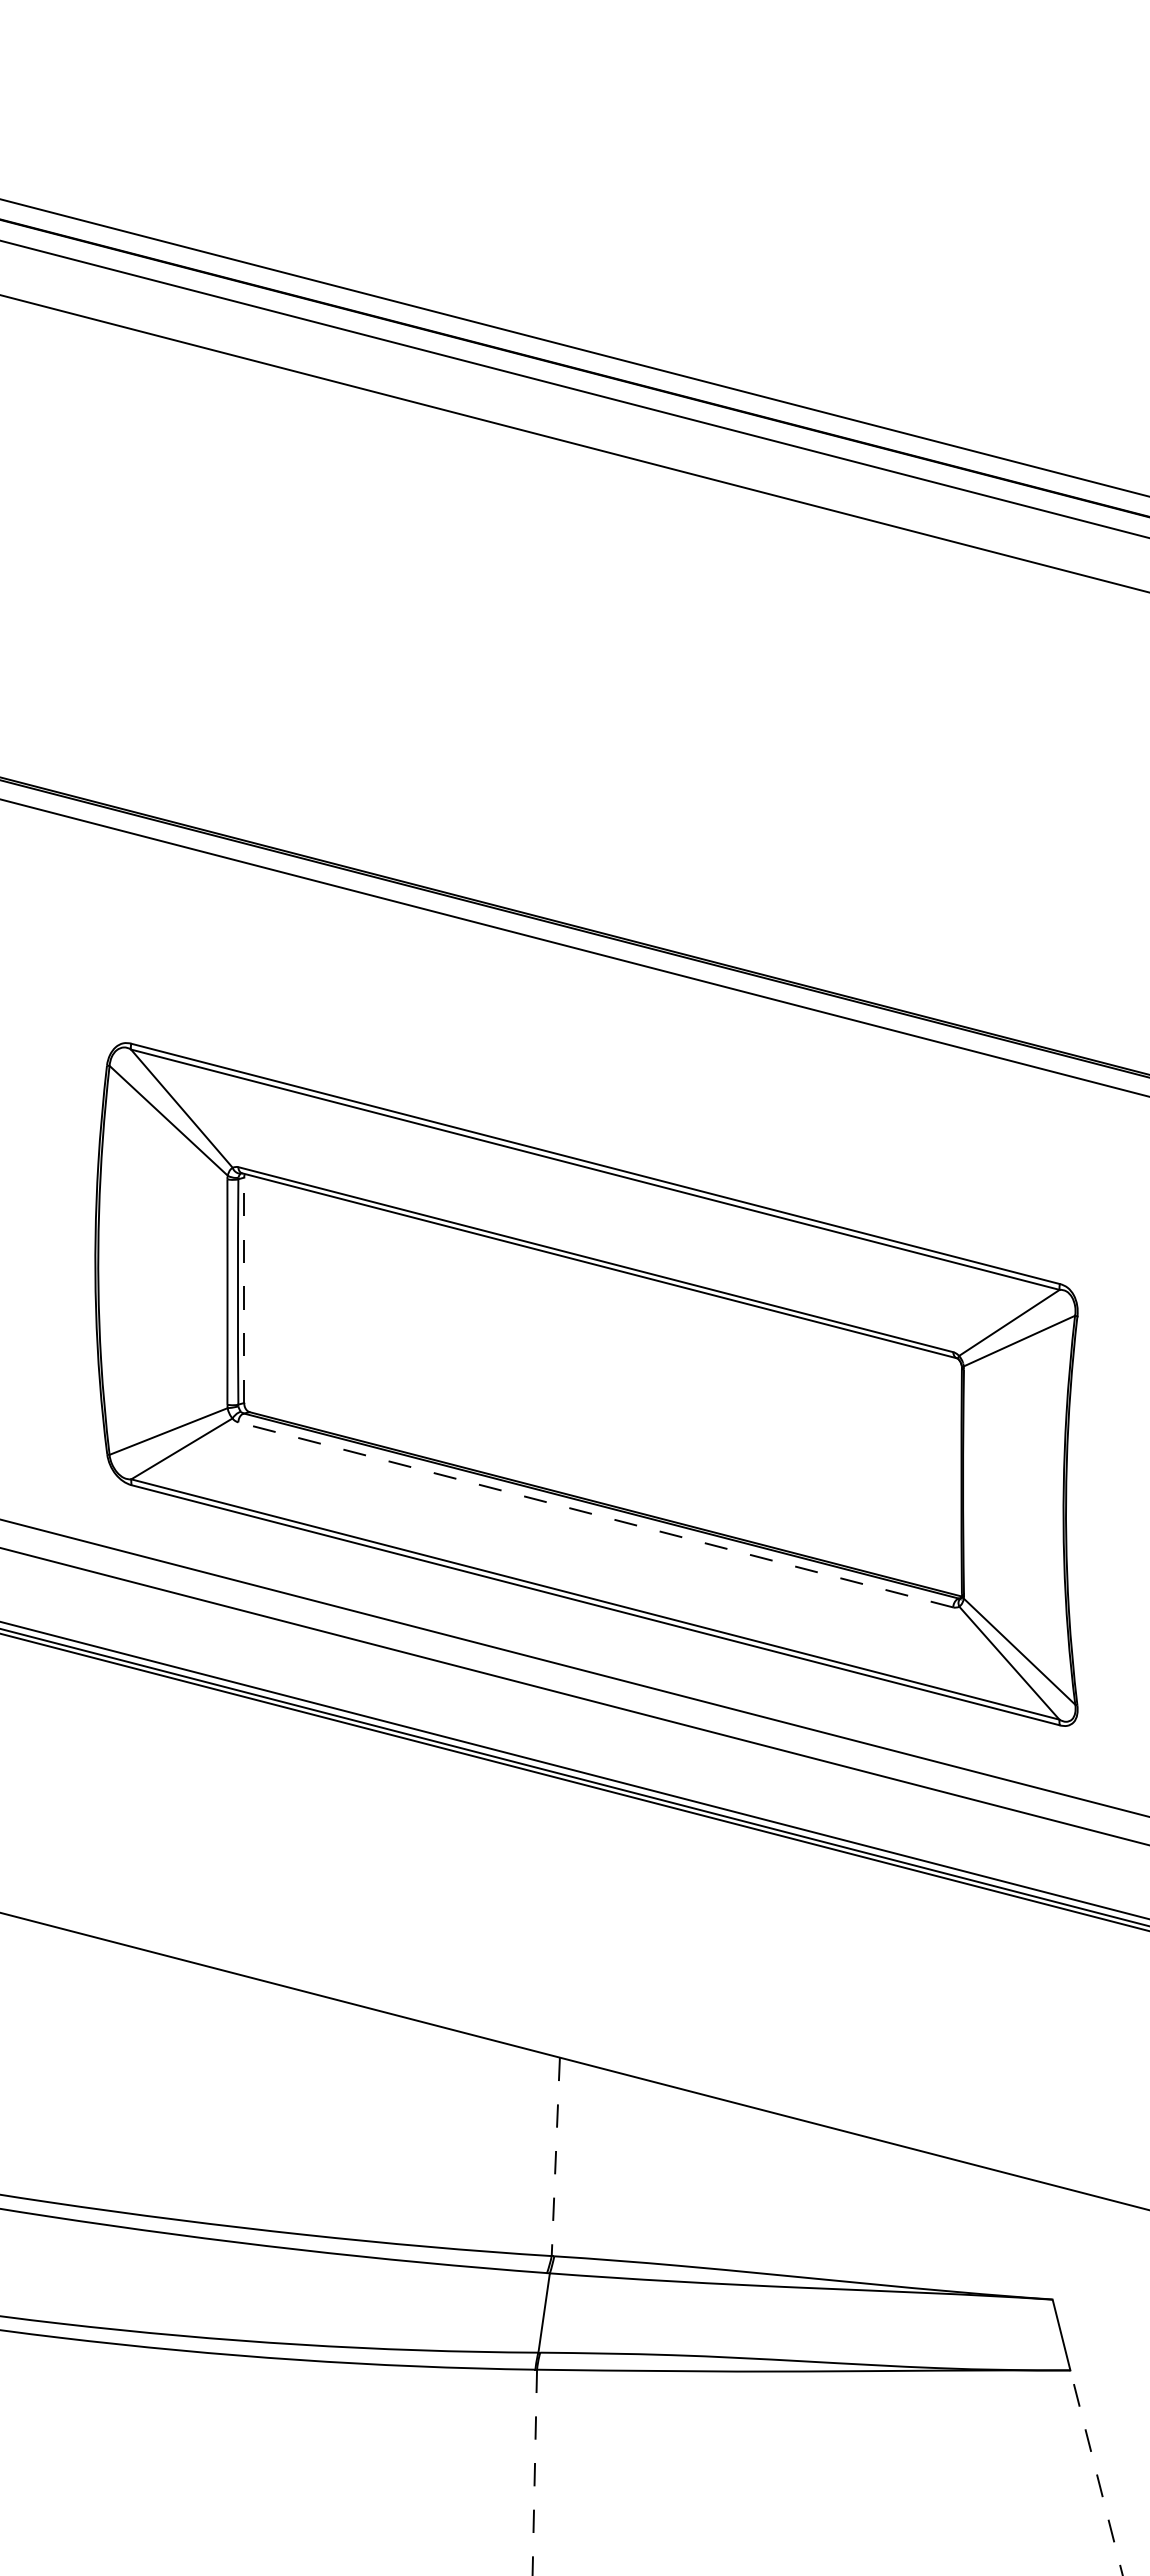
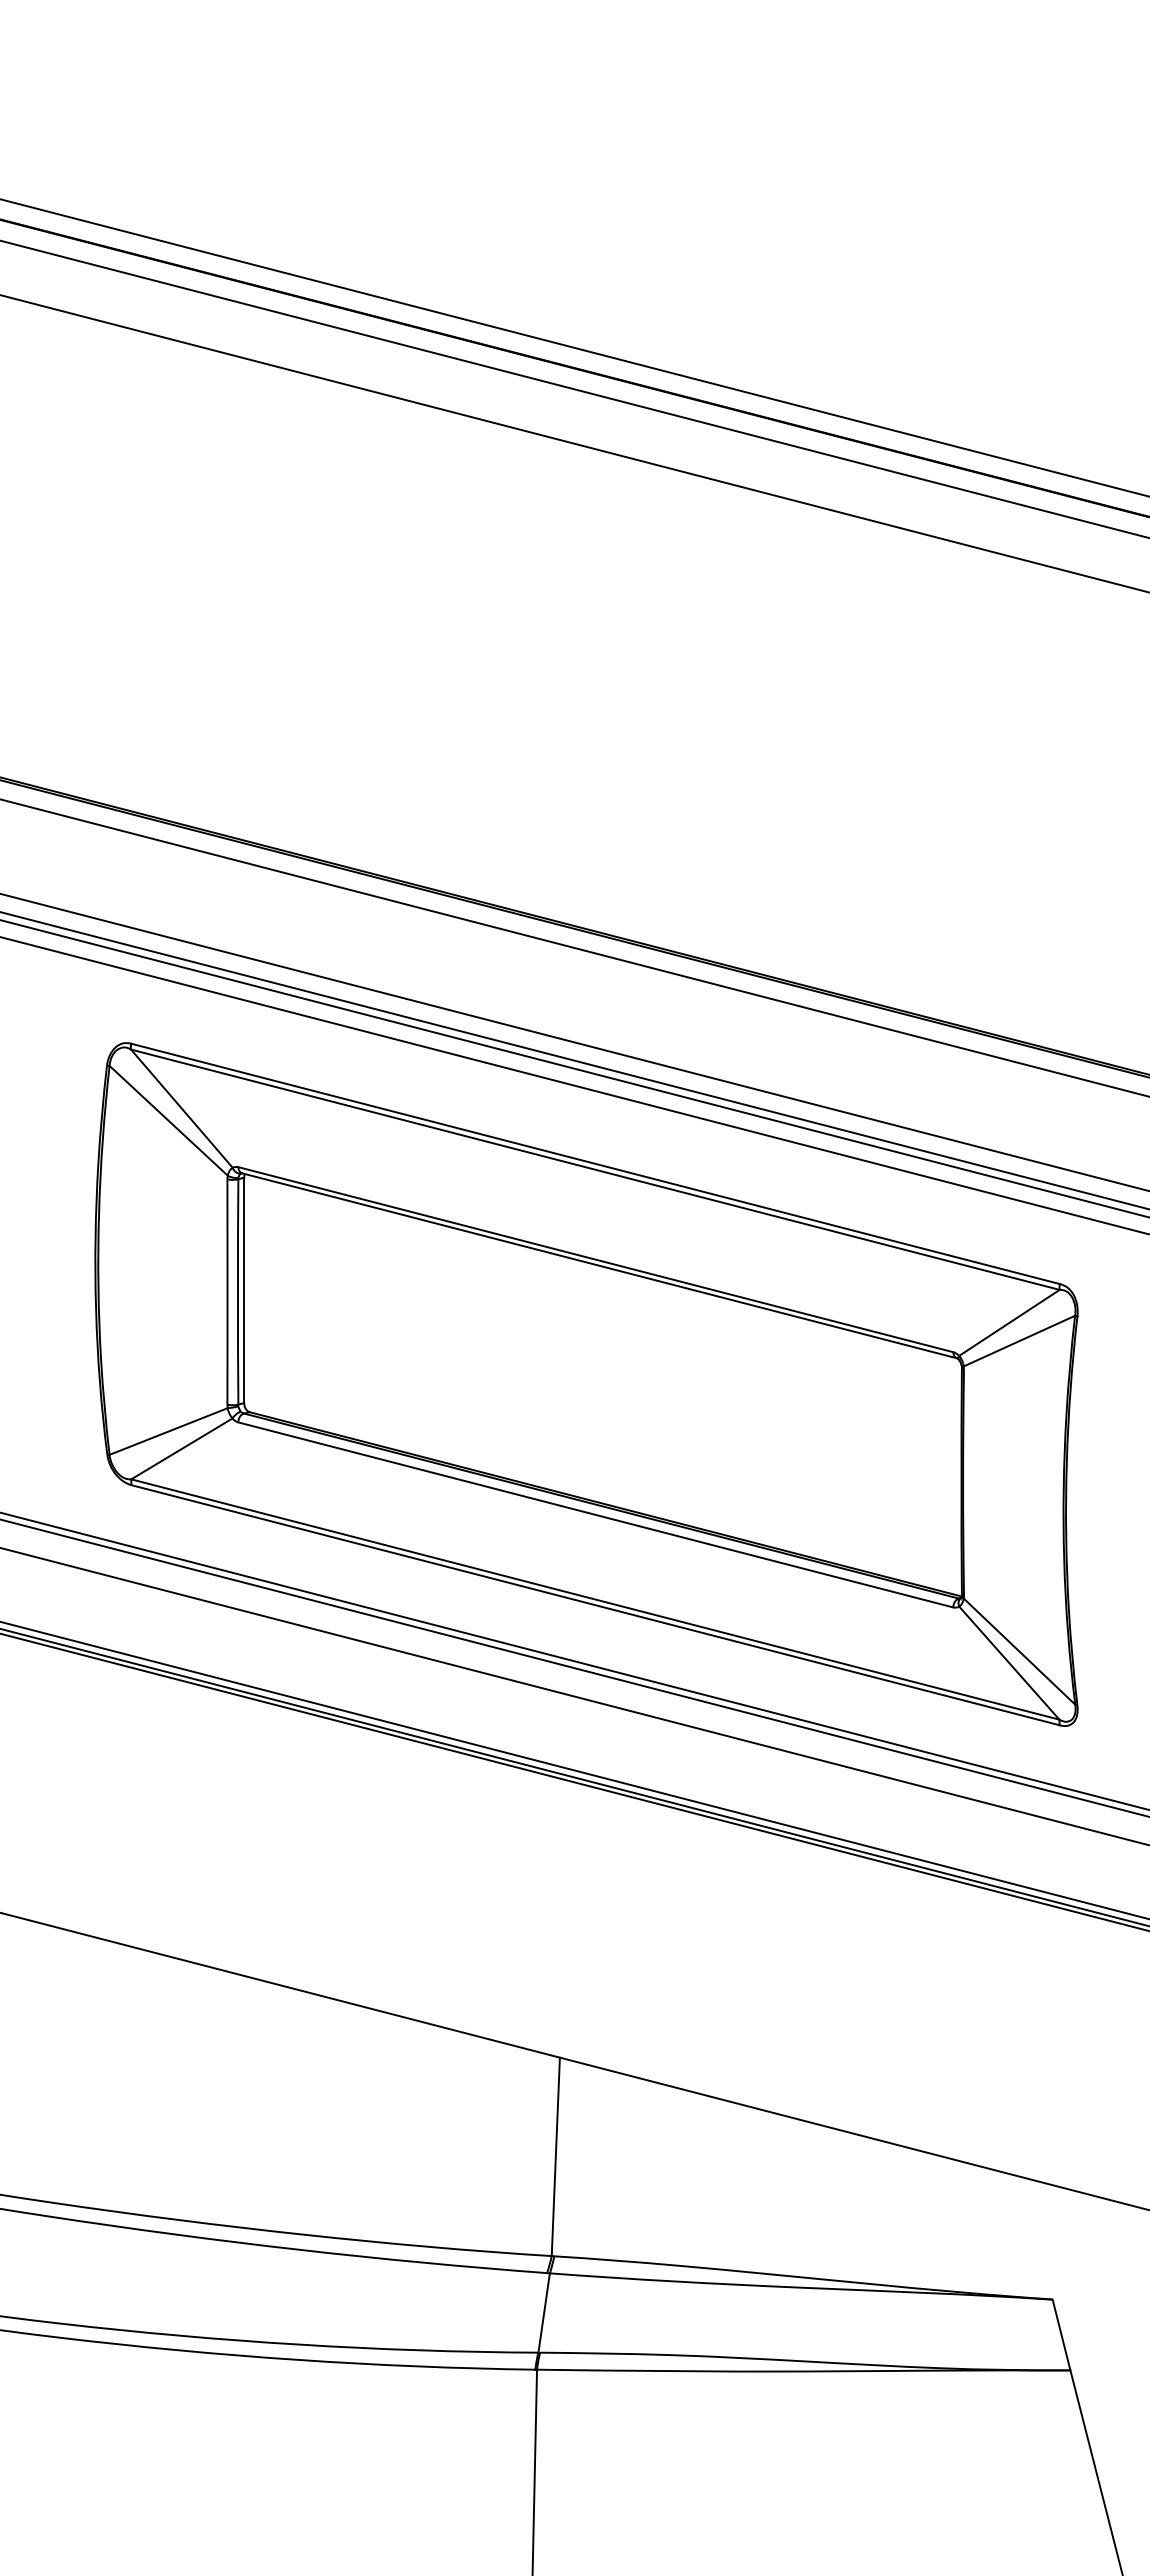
line: none -> present (574, 1042)
line: none -> present (574, 1060)
line: none -> present (574, 1068)
line: none -> present (574, 1085)
line: dashed -> solid (244, 1290)
line: dashed -> solid (595, 1514)
line: none -> present (574, 1661)
line: dashed -> solid (555, 2157)
line: dashed -> solid (534, 2472)
line: dashed -> solid (1096, 2472)
